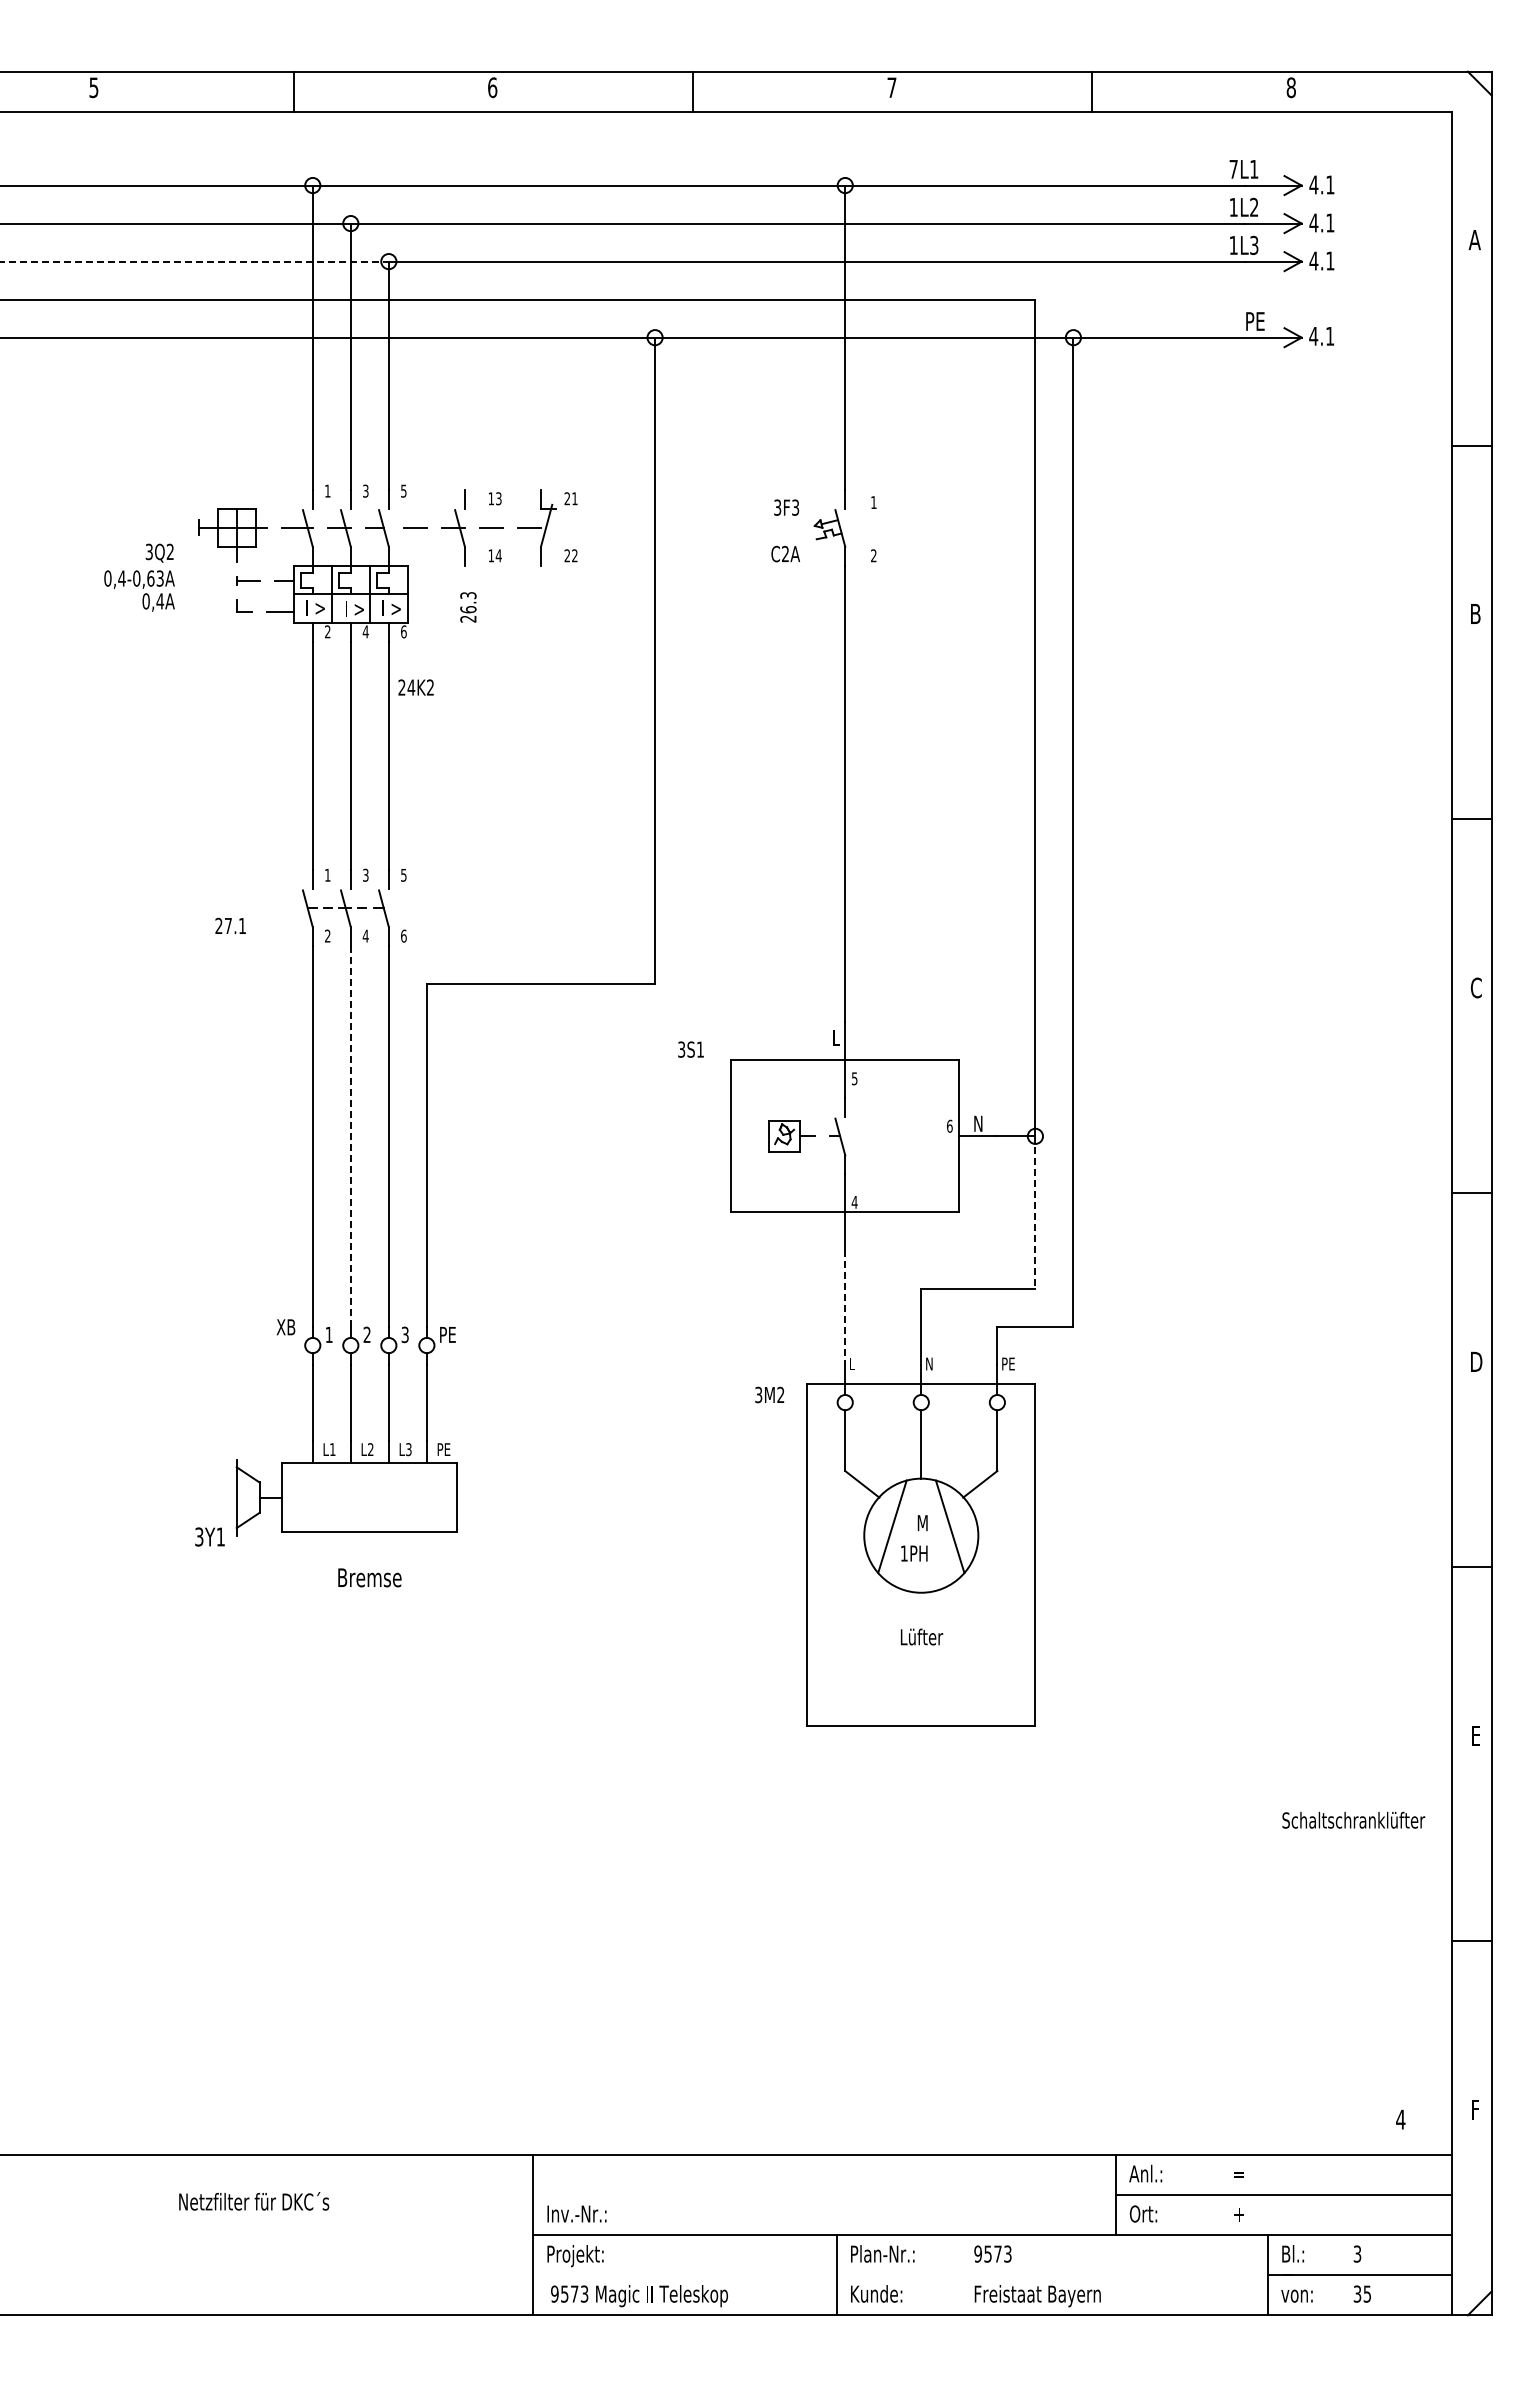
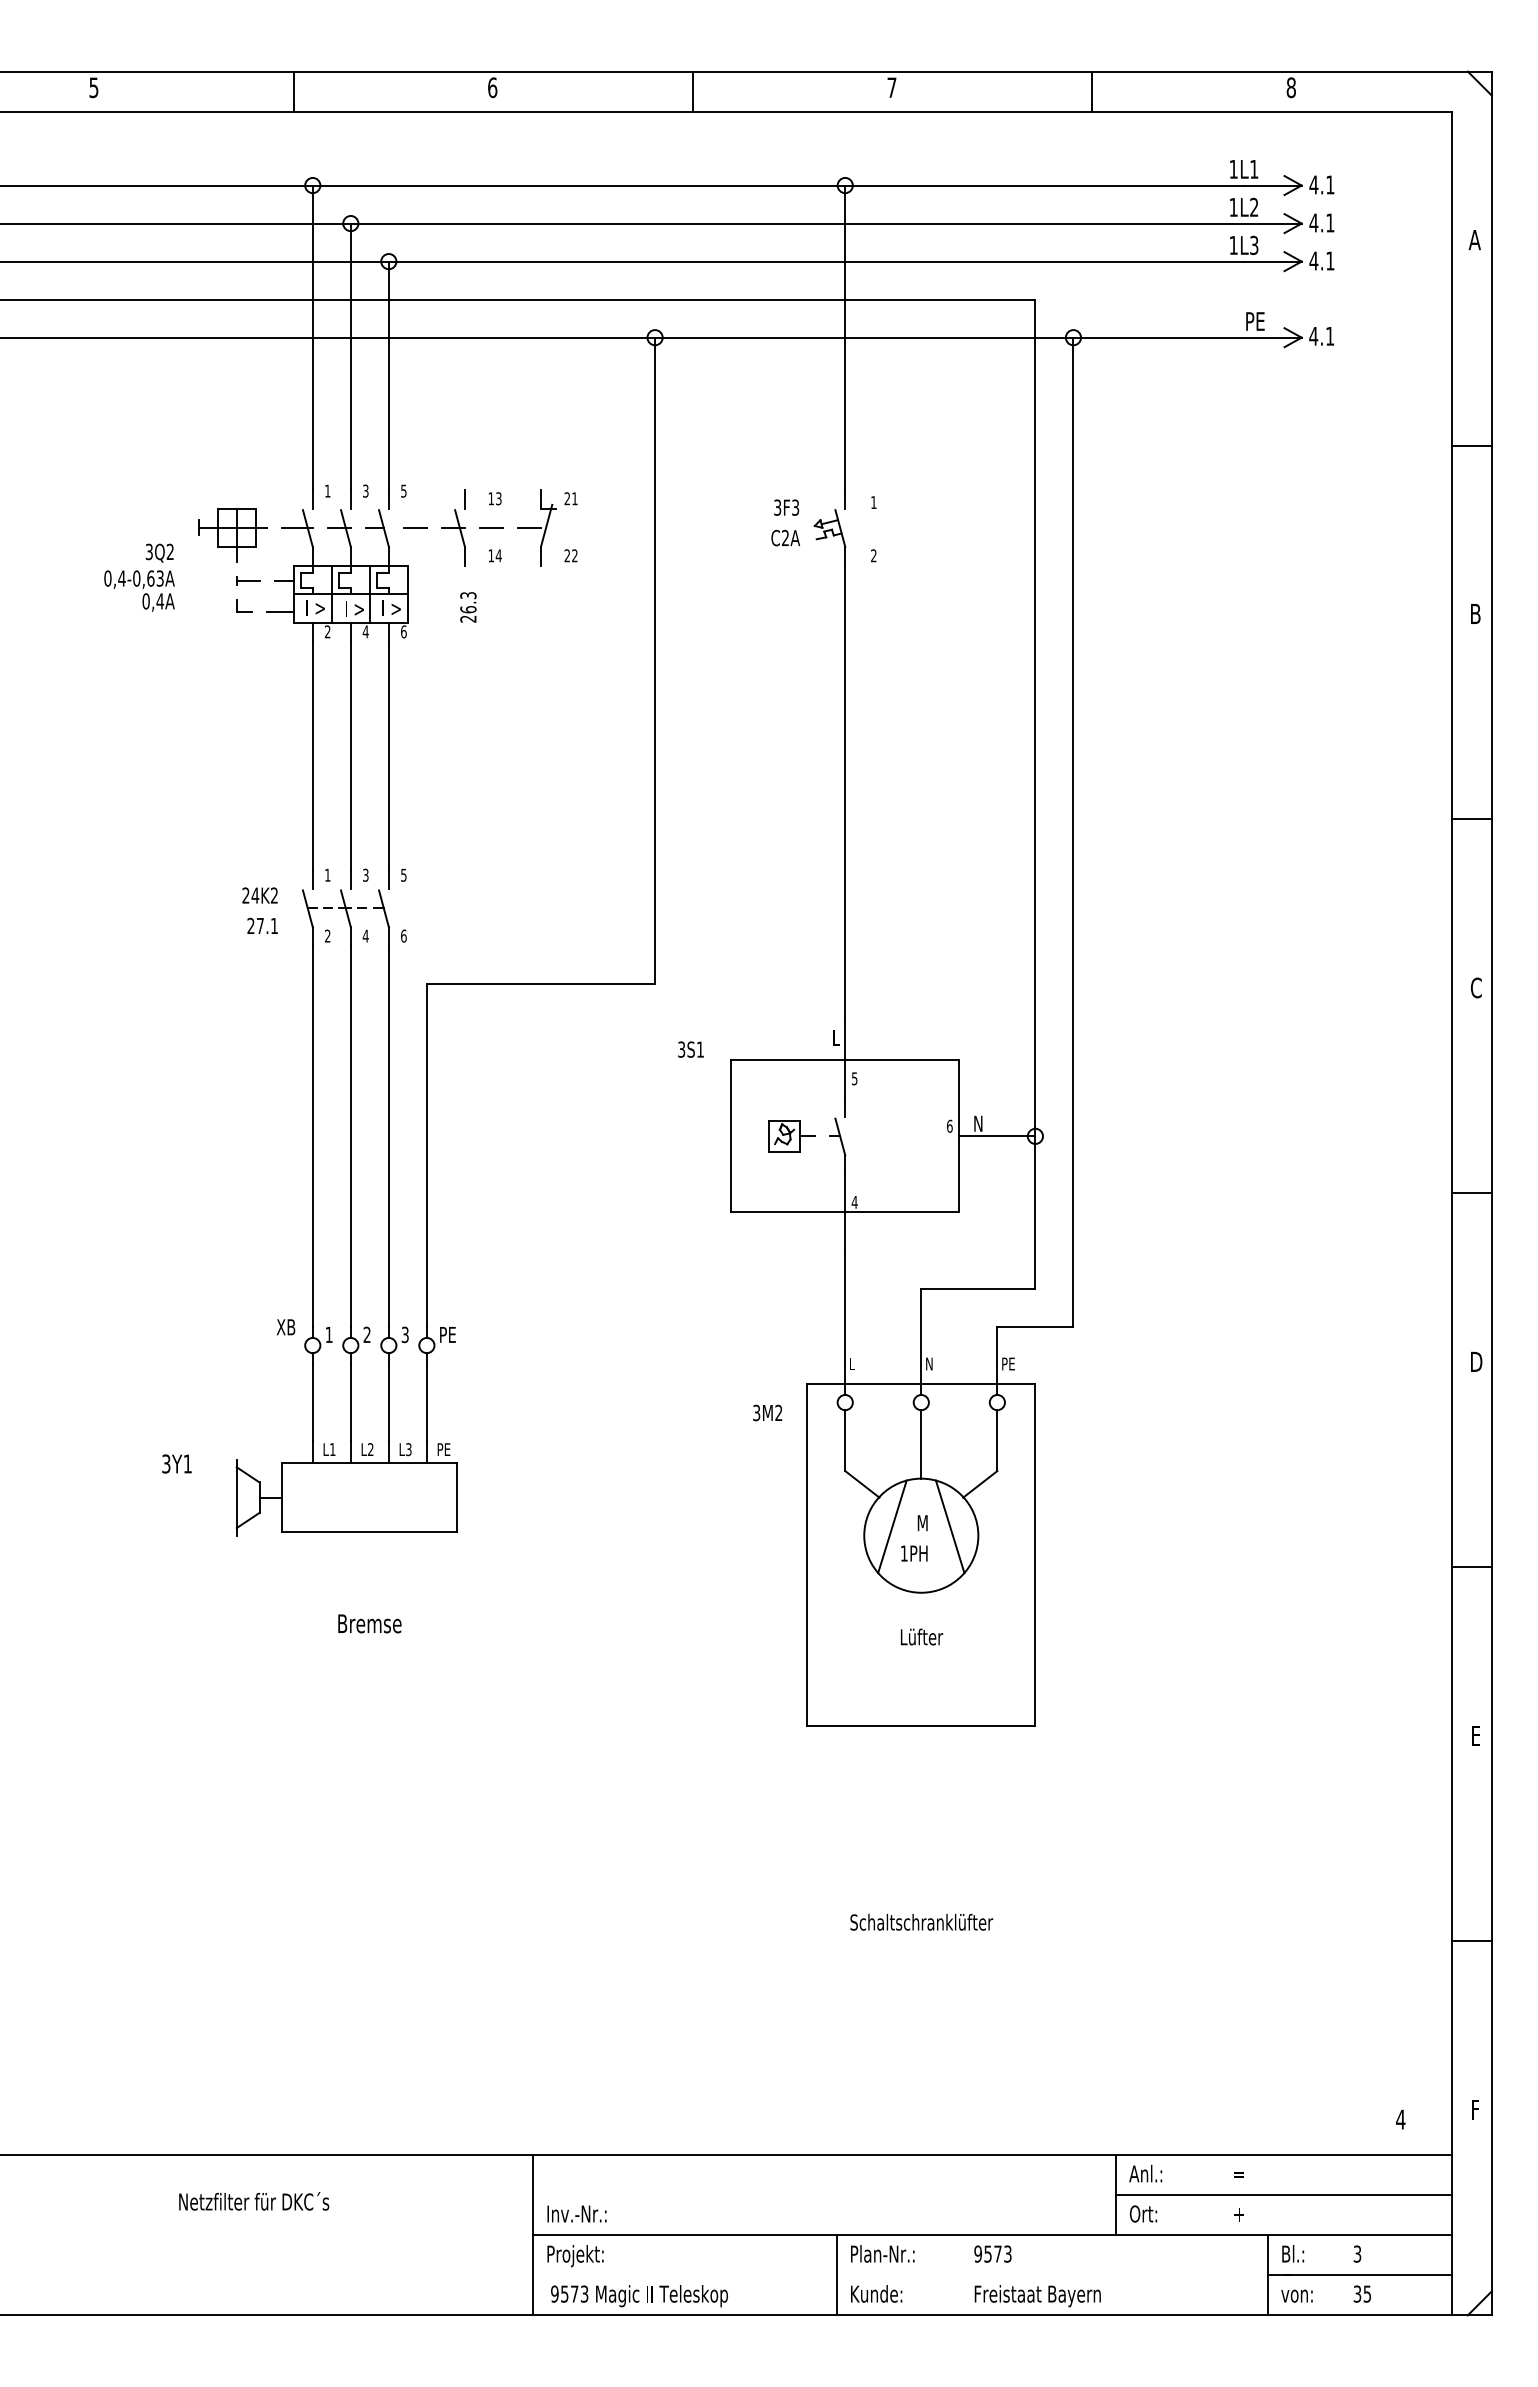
text: 7L1 -> 1L1 (1233, 169)
line: dashed -> solid (195, 261)
text position: (785, 553) -> (785, 537) (785, 537)
text position: (415, 687) -> (259, 895) (259, 895)
text position: (230, 925) -> (262, 925) (262, 925)
line: dashed -> solid (350, 1135)
line: dashed -> solid (1035, 1212)
line: dashed -> solid (845, 1308)
text position: (769, 1394) -> (767, 1412) (767, 1412)
text position: (209, 1536) -> (176, 1463) (176, 1463)
text position: (369, 1577) -> (369, 1623) (369, 1623)
text position: (1353, 1819) -> (921, 1921) (921, 1921)
